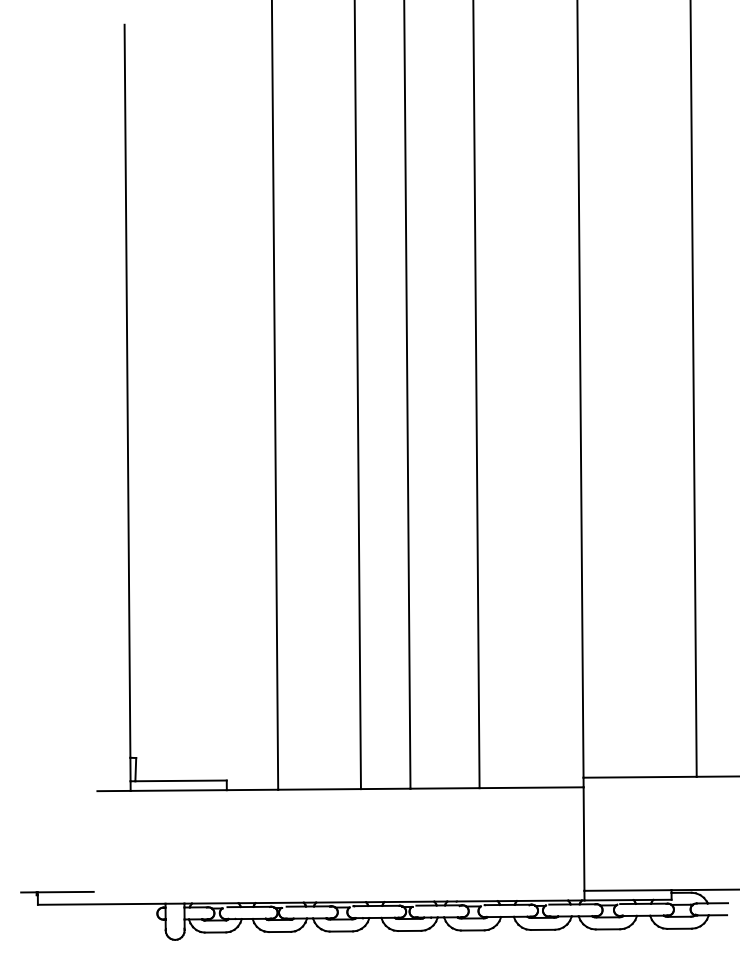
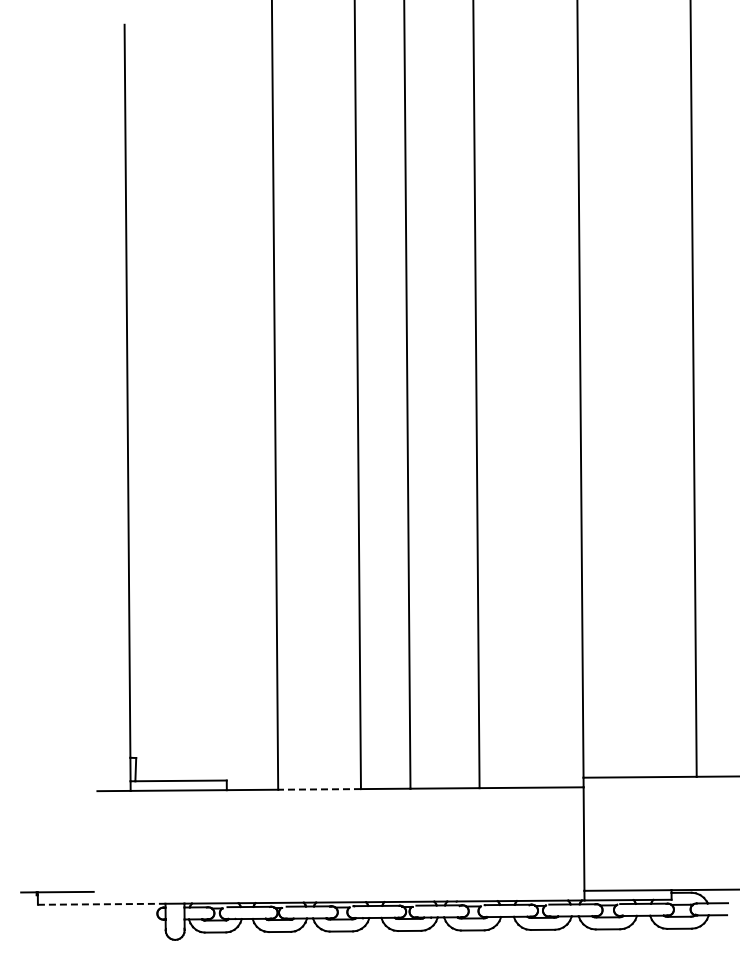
line: solid -> dashed (319, 789)
line: solid -> dashed (101, 904)
